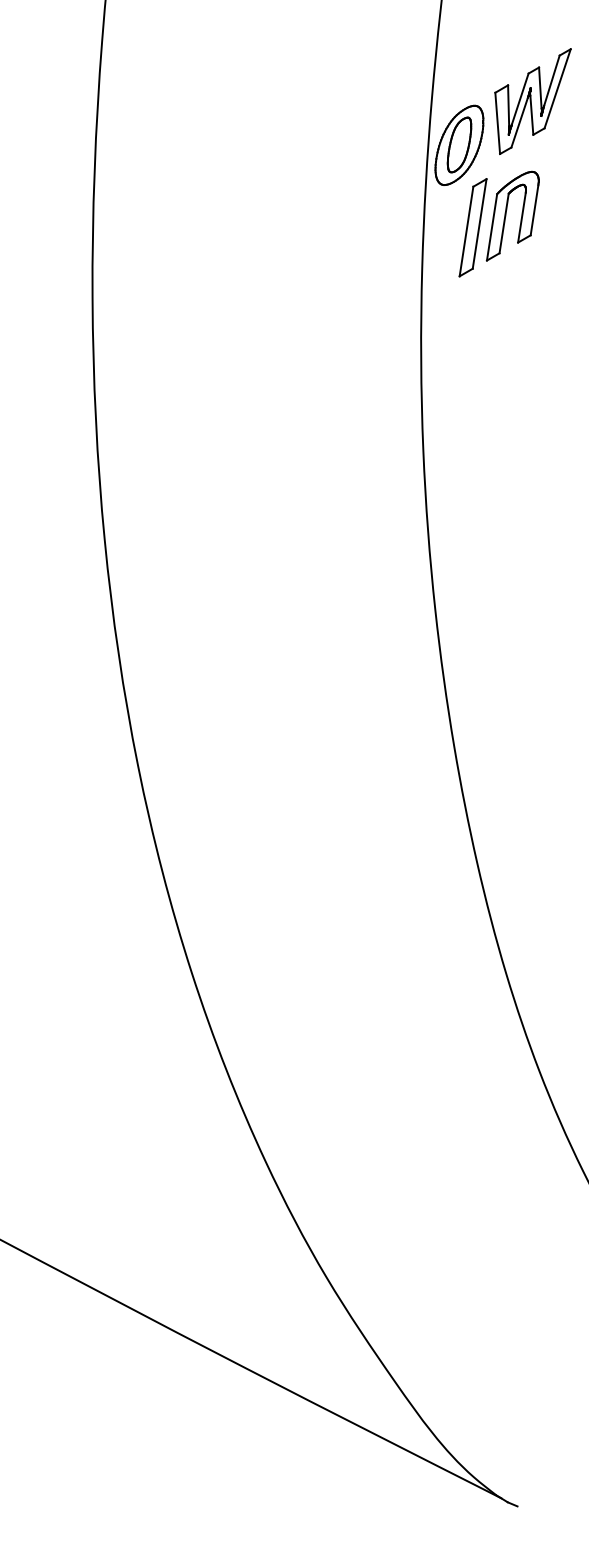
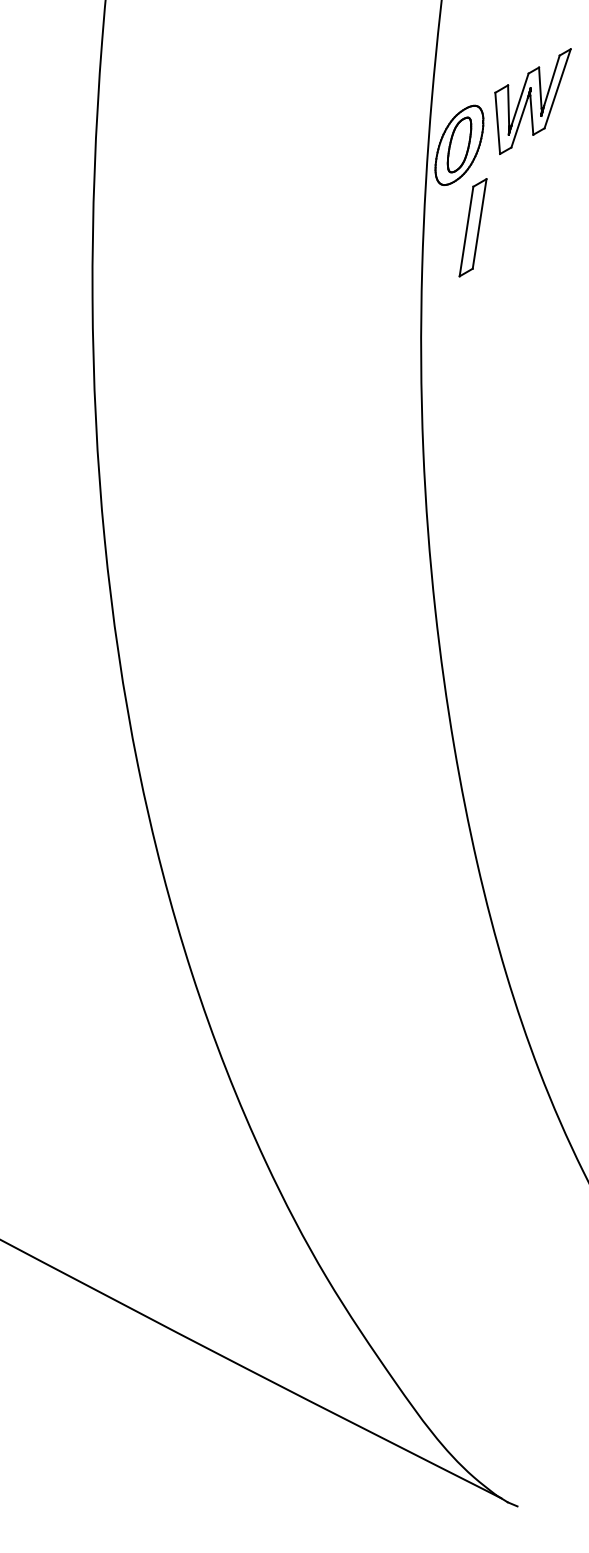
part: present -> none (512, 215)
